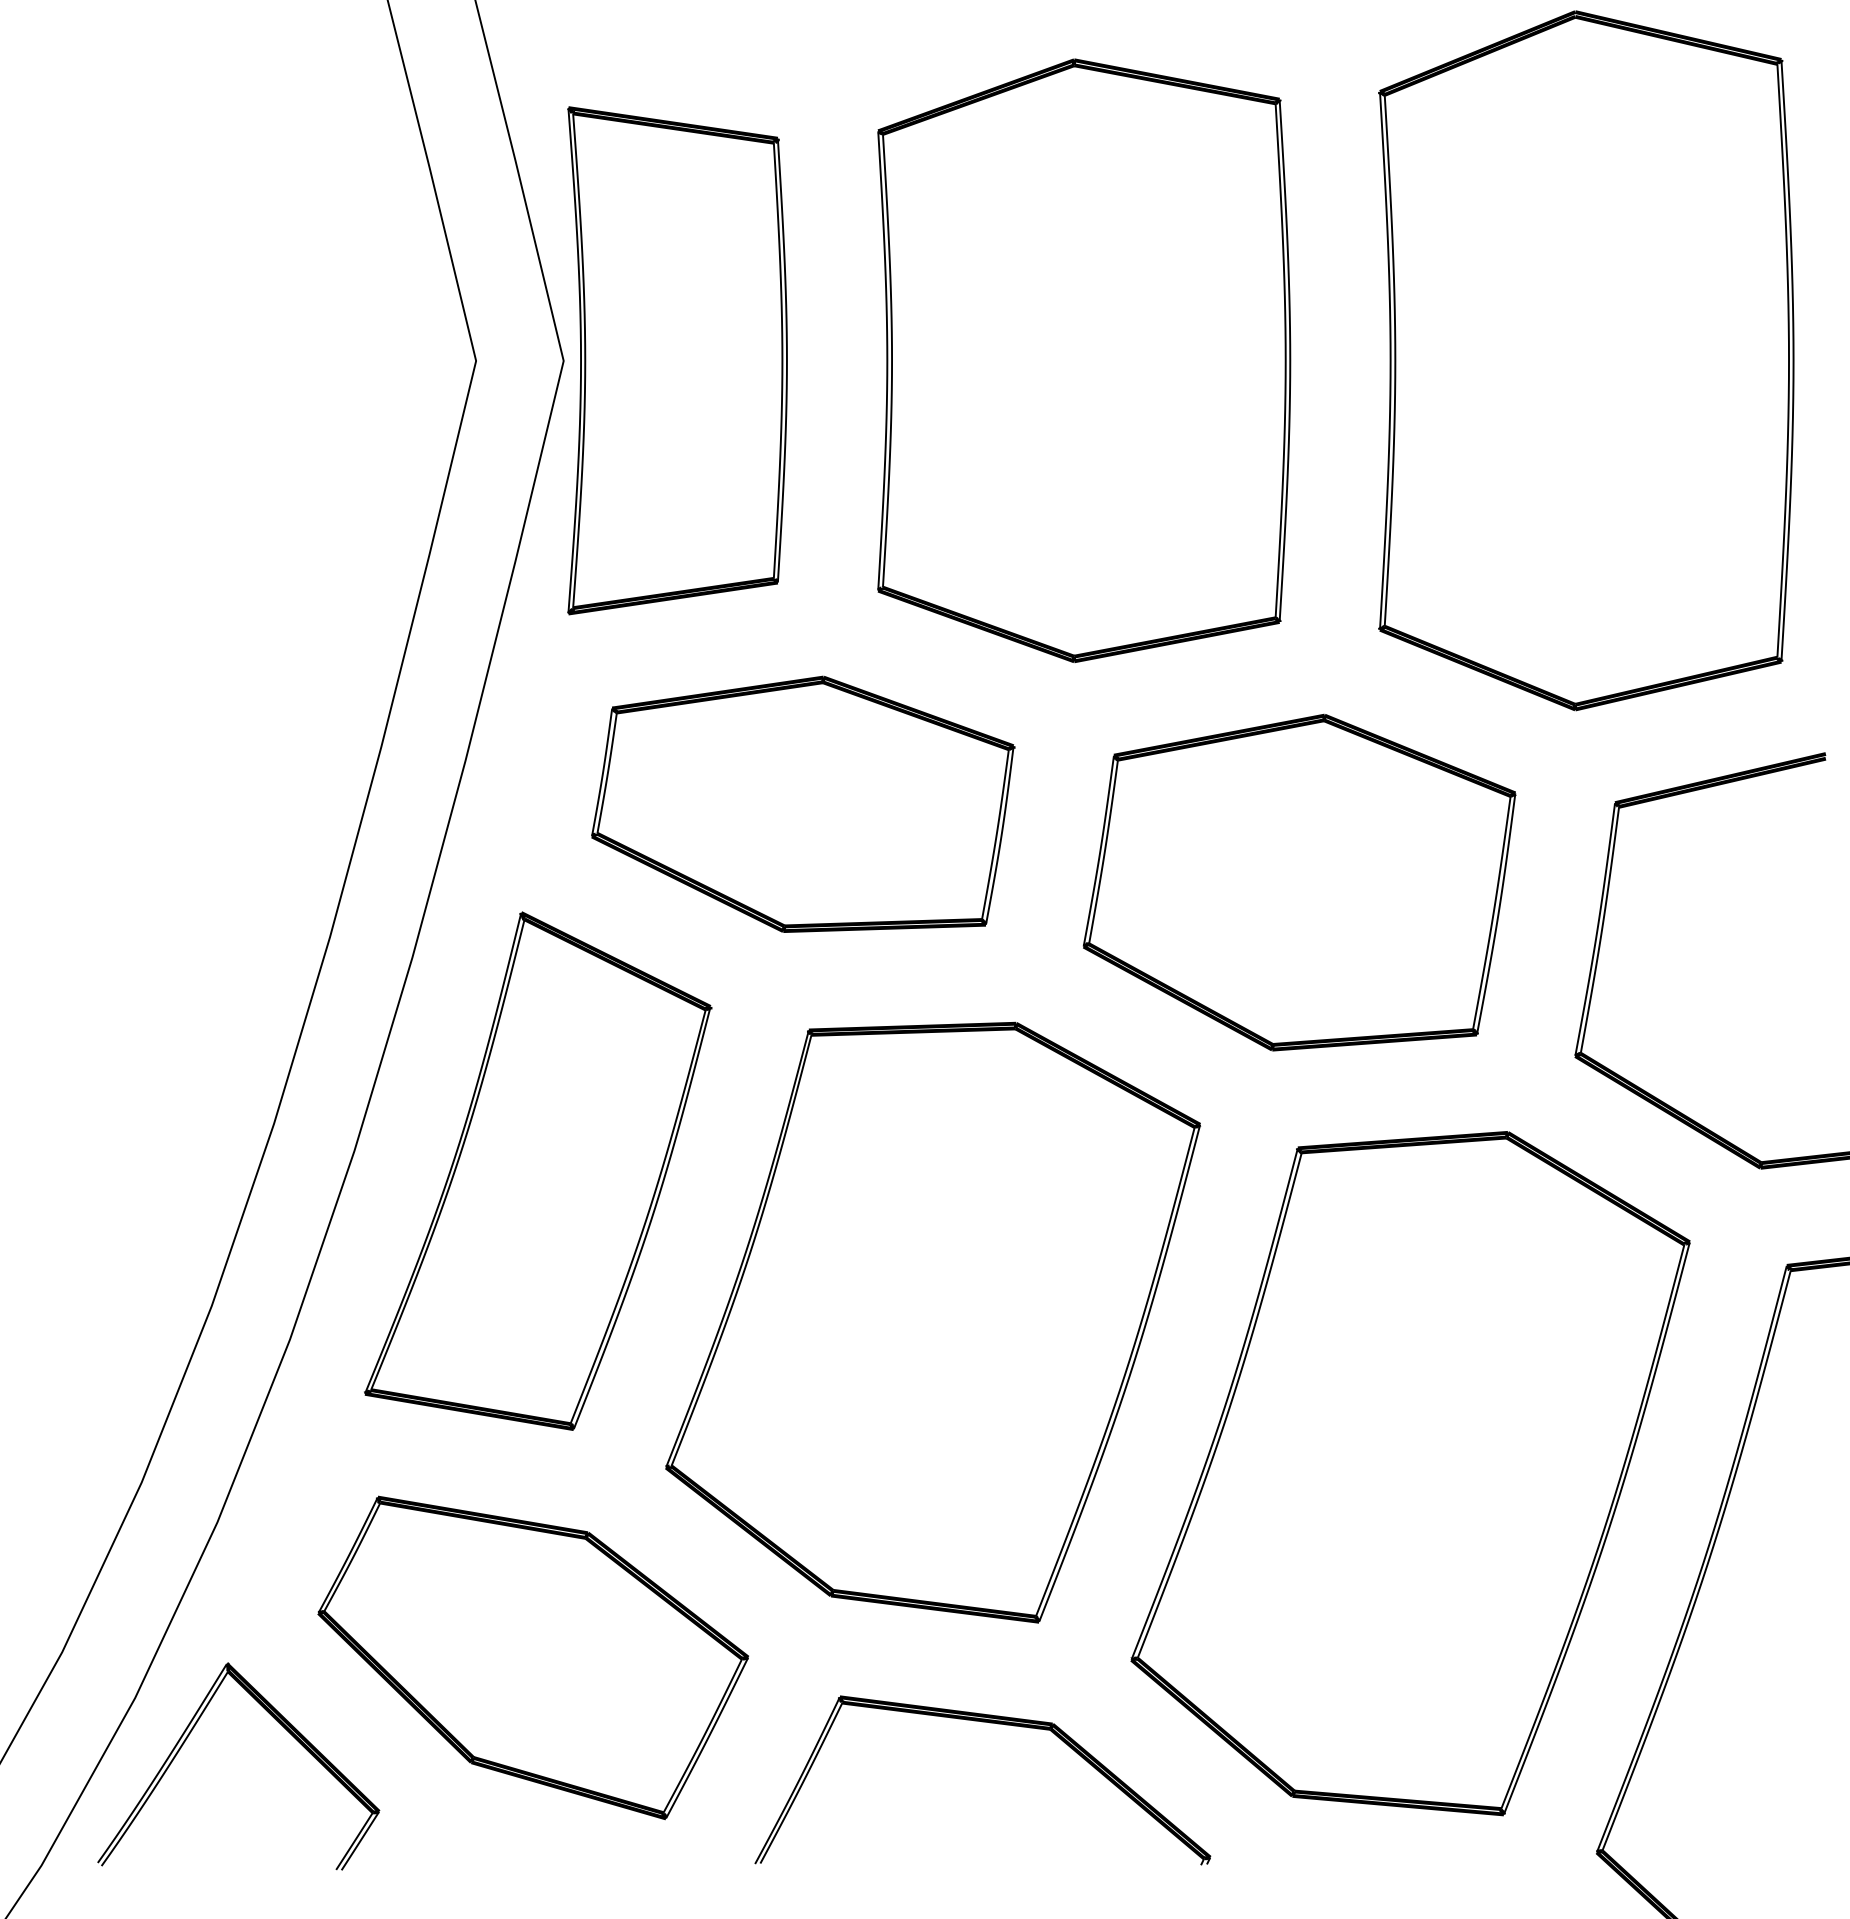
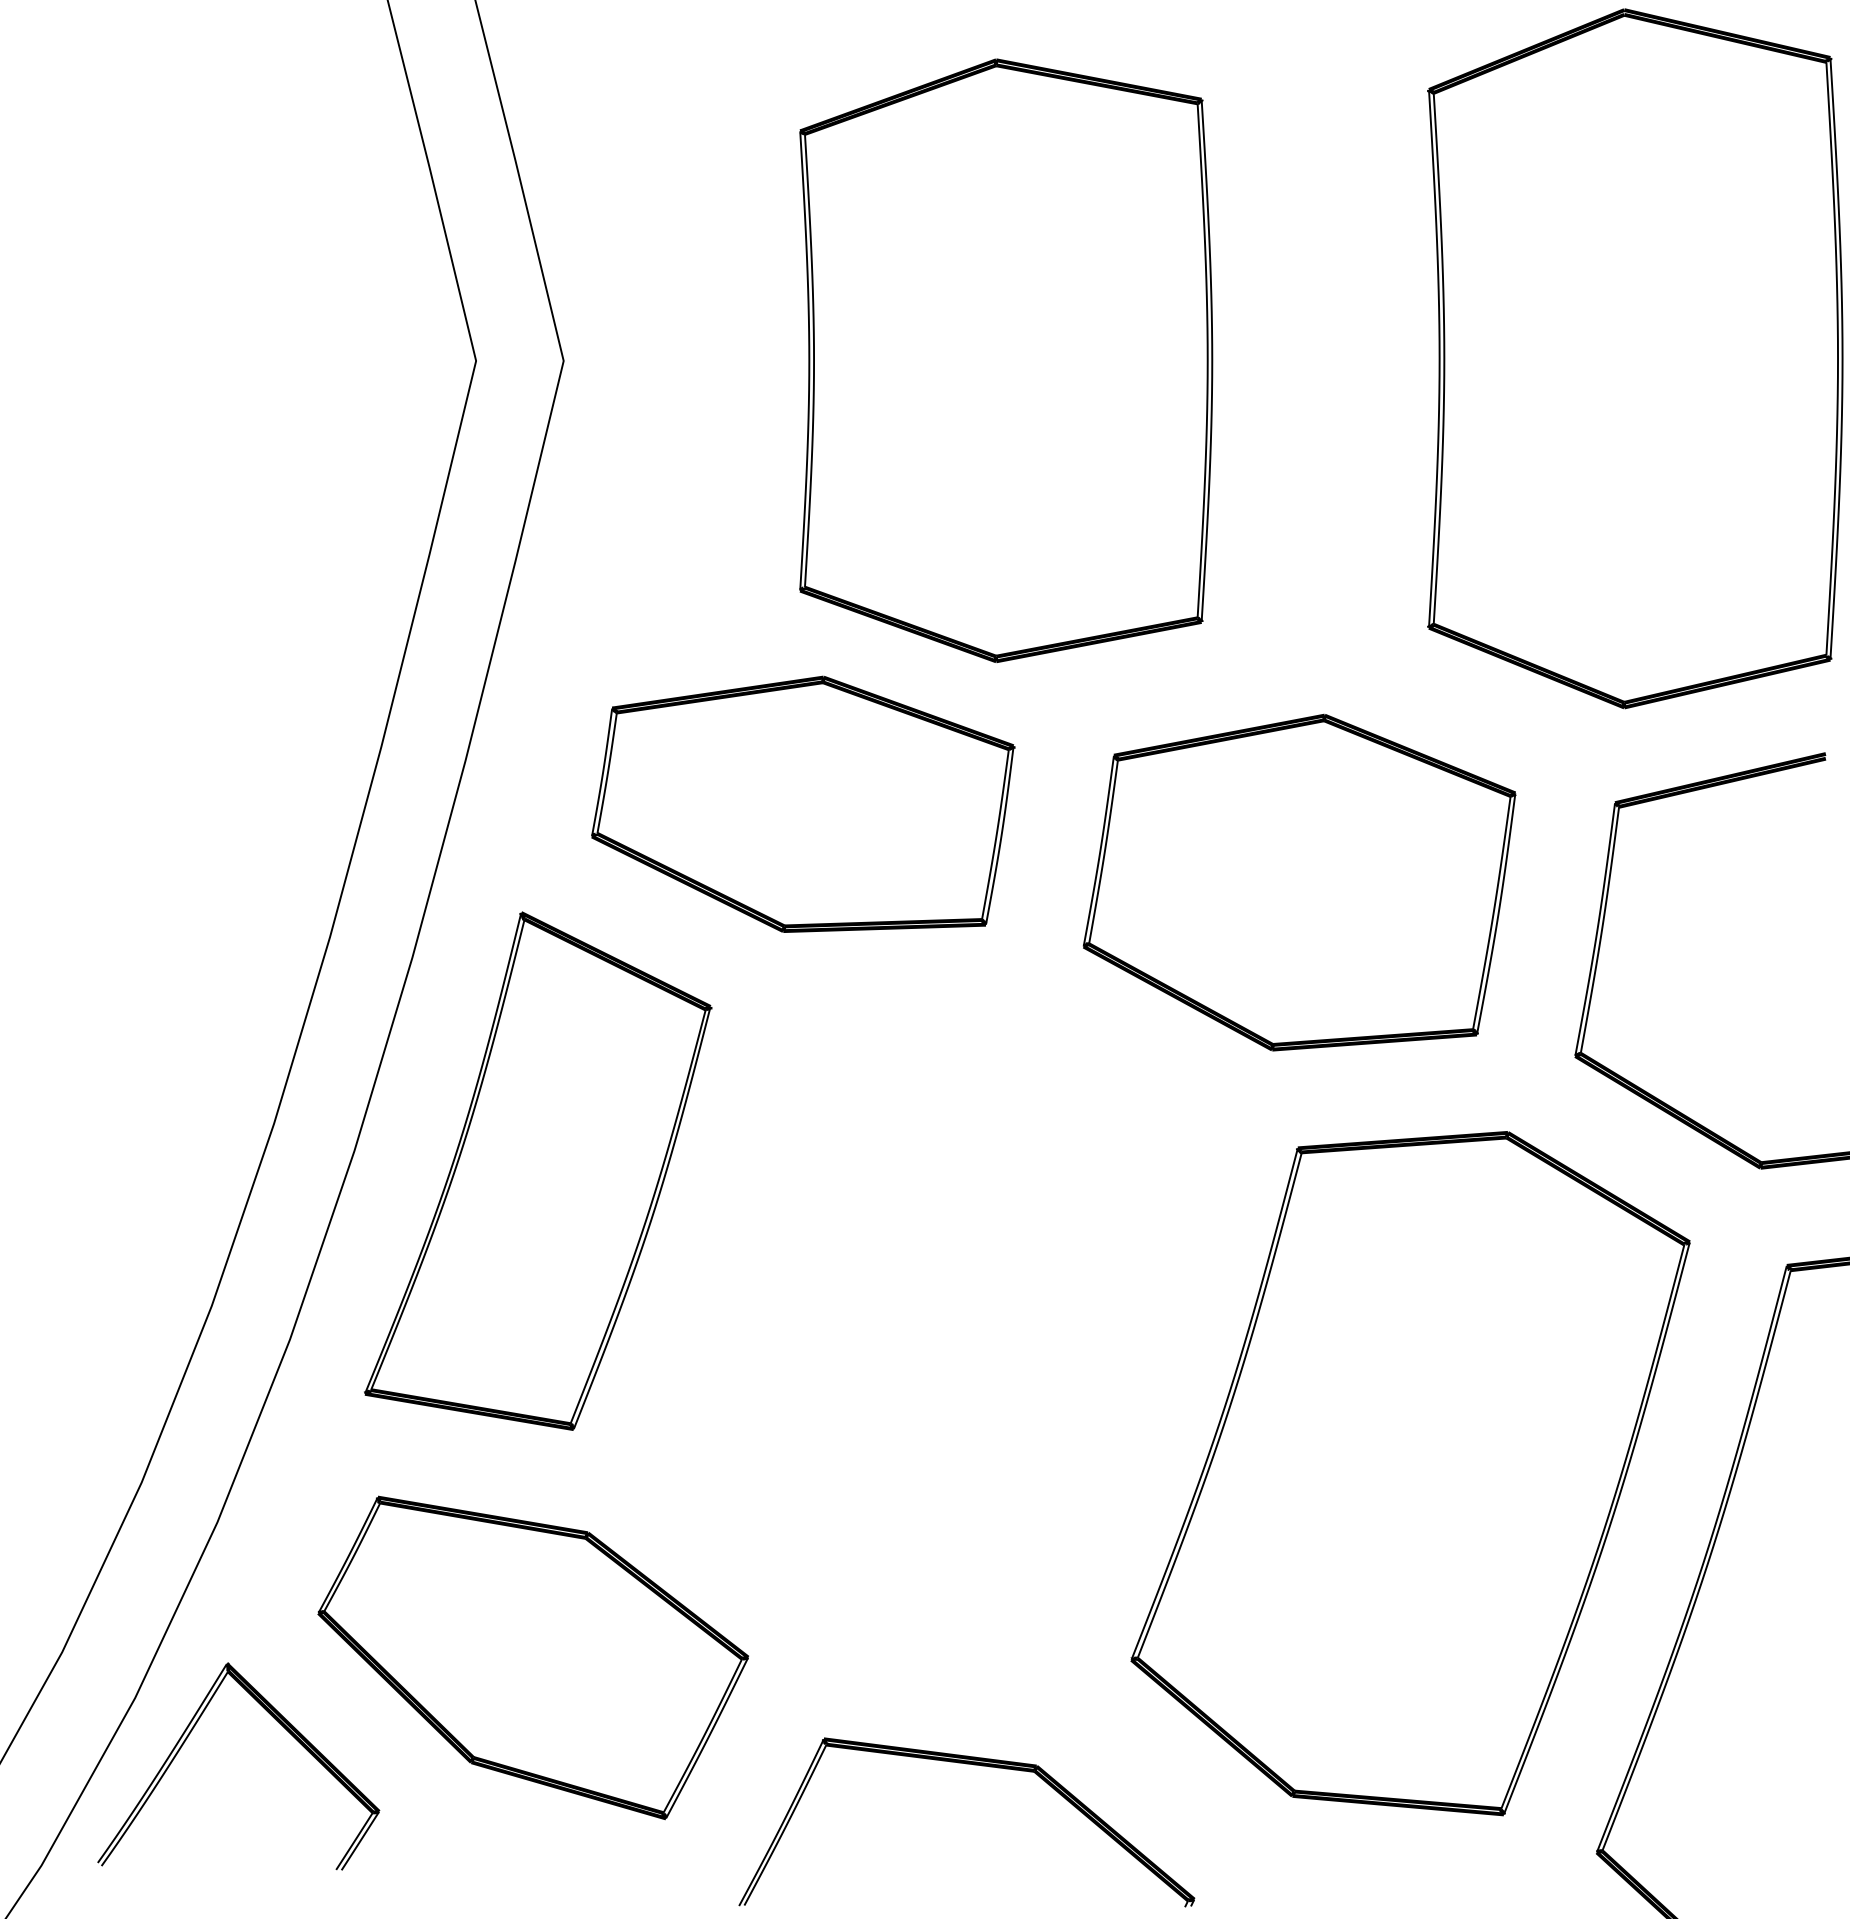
part: present -> none (677, 360)
part position: (1084, 360) -> (1006, 360) (1006, 360)
part position: (1586, 360) -> (1635, 358) (1635, 358)
part: present -> none (933, 1322)
part position: (989, 1723) -> (973, 1765) (973, 1765)
